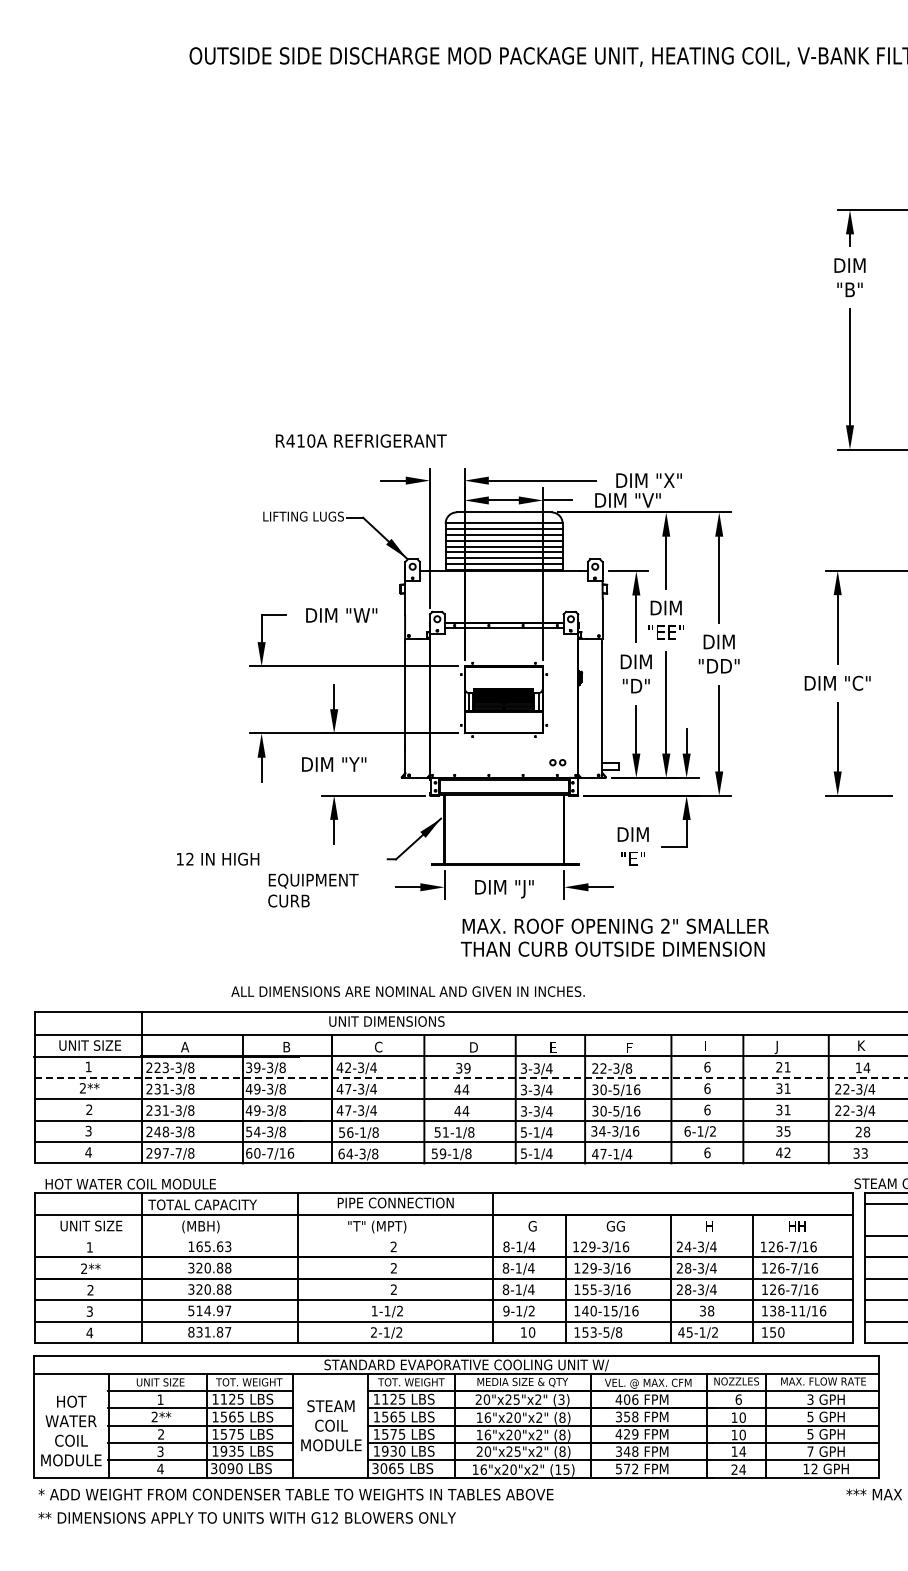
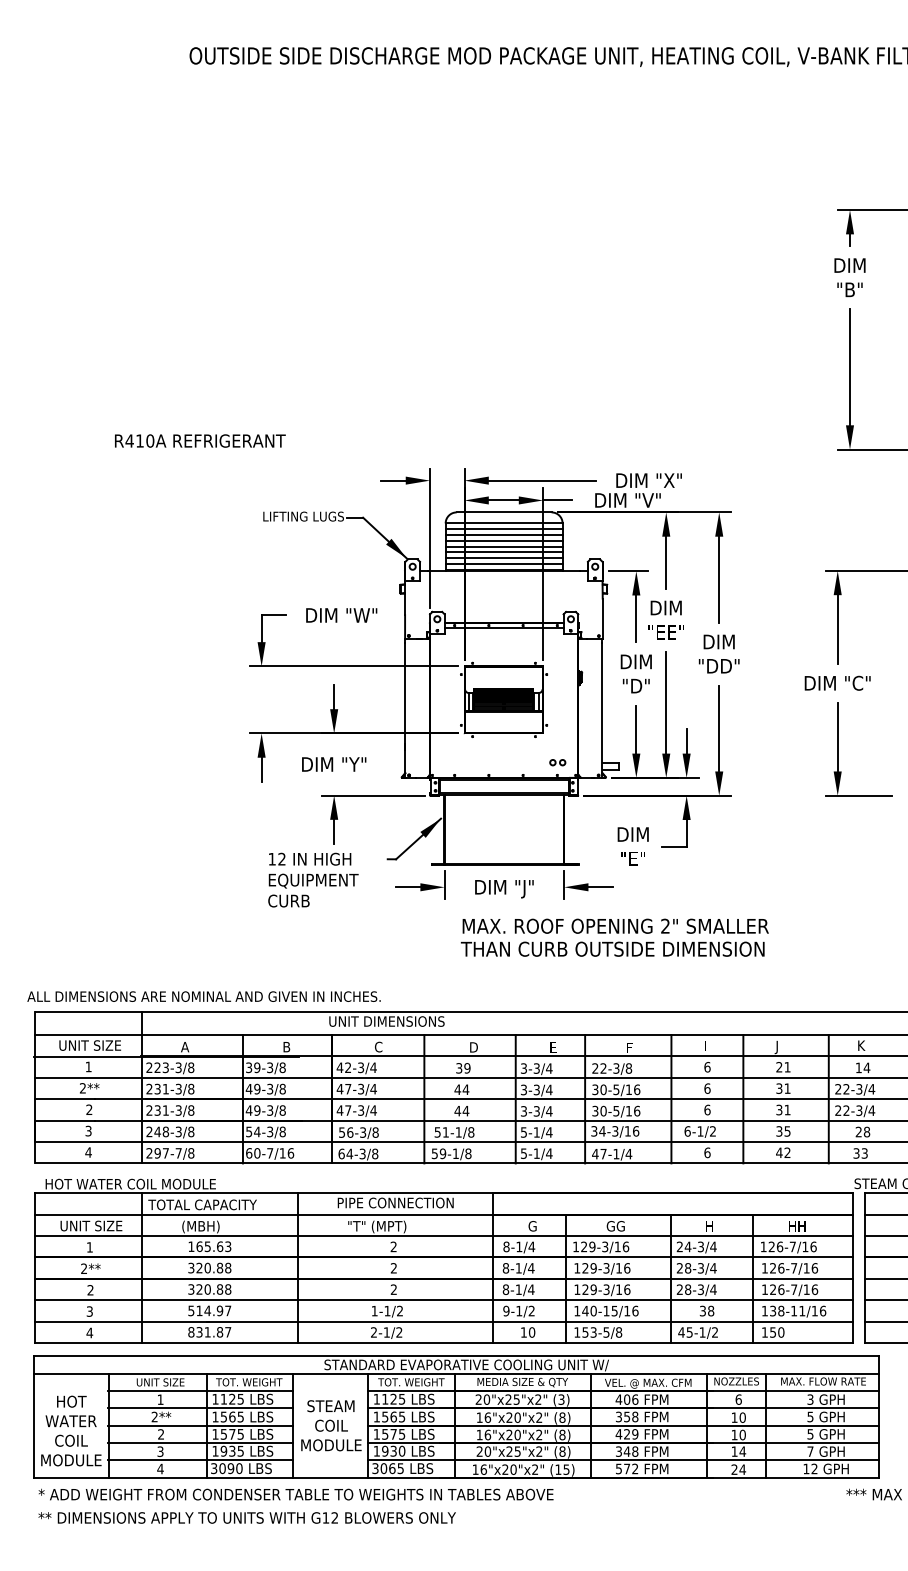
text position: (361, 440) -> (200, 440) (200, 440)
text position: (218, 858) -> (310, 858) (310, 858)
text position: (407, 991) -> (203, 996) (203, 996)
line: dashed -> solid (471, 1077)
text: 56-1/8 -> 56-3/8 (363, 1132)
line position: (884, 1203) -> (884, 1214) (884, 1214)
line: none -> present (444, 1236)
text: 155-3/16 -> 129-3/16 (589, 1289)
